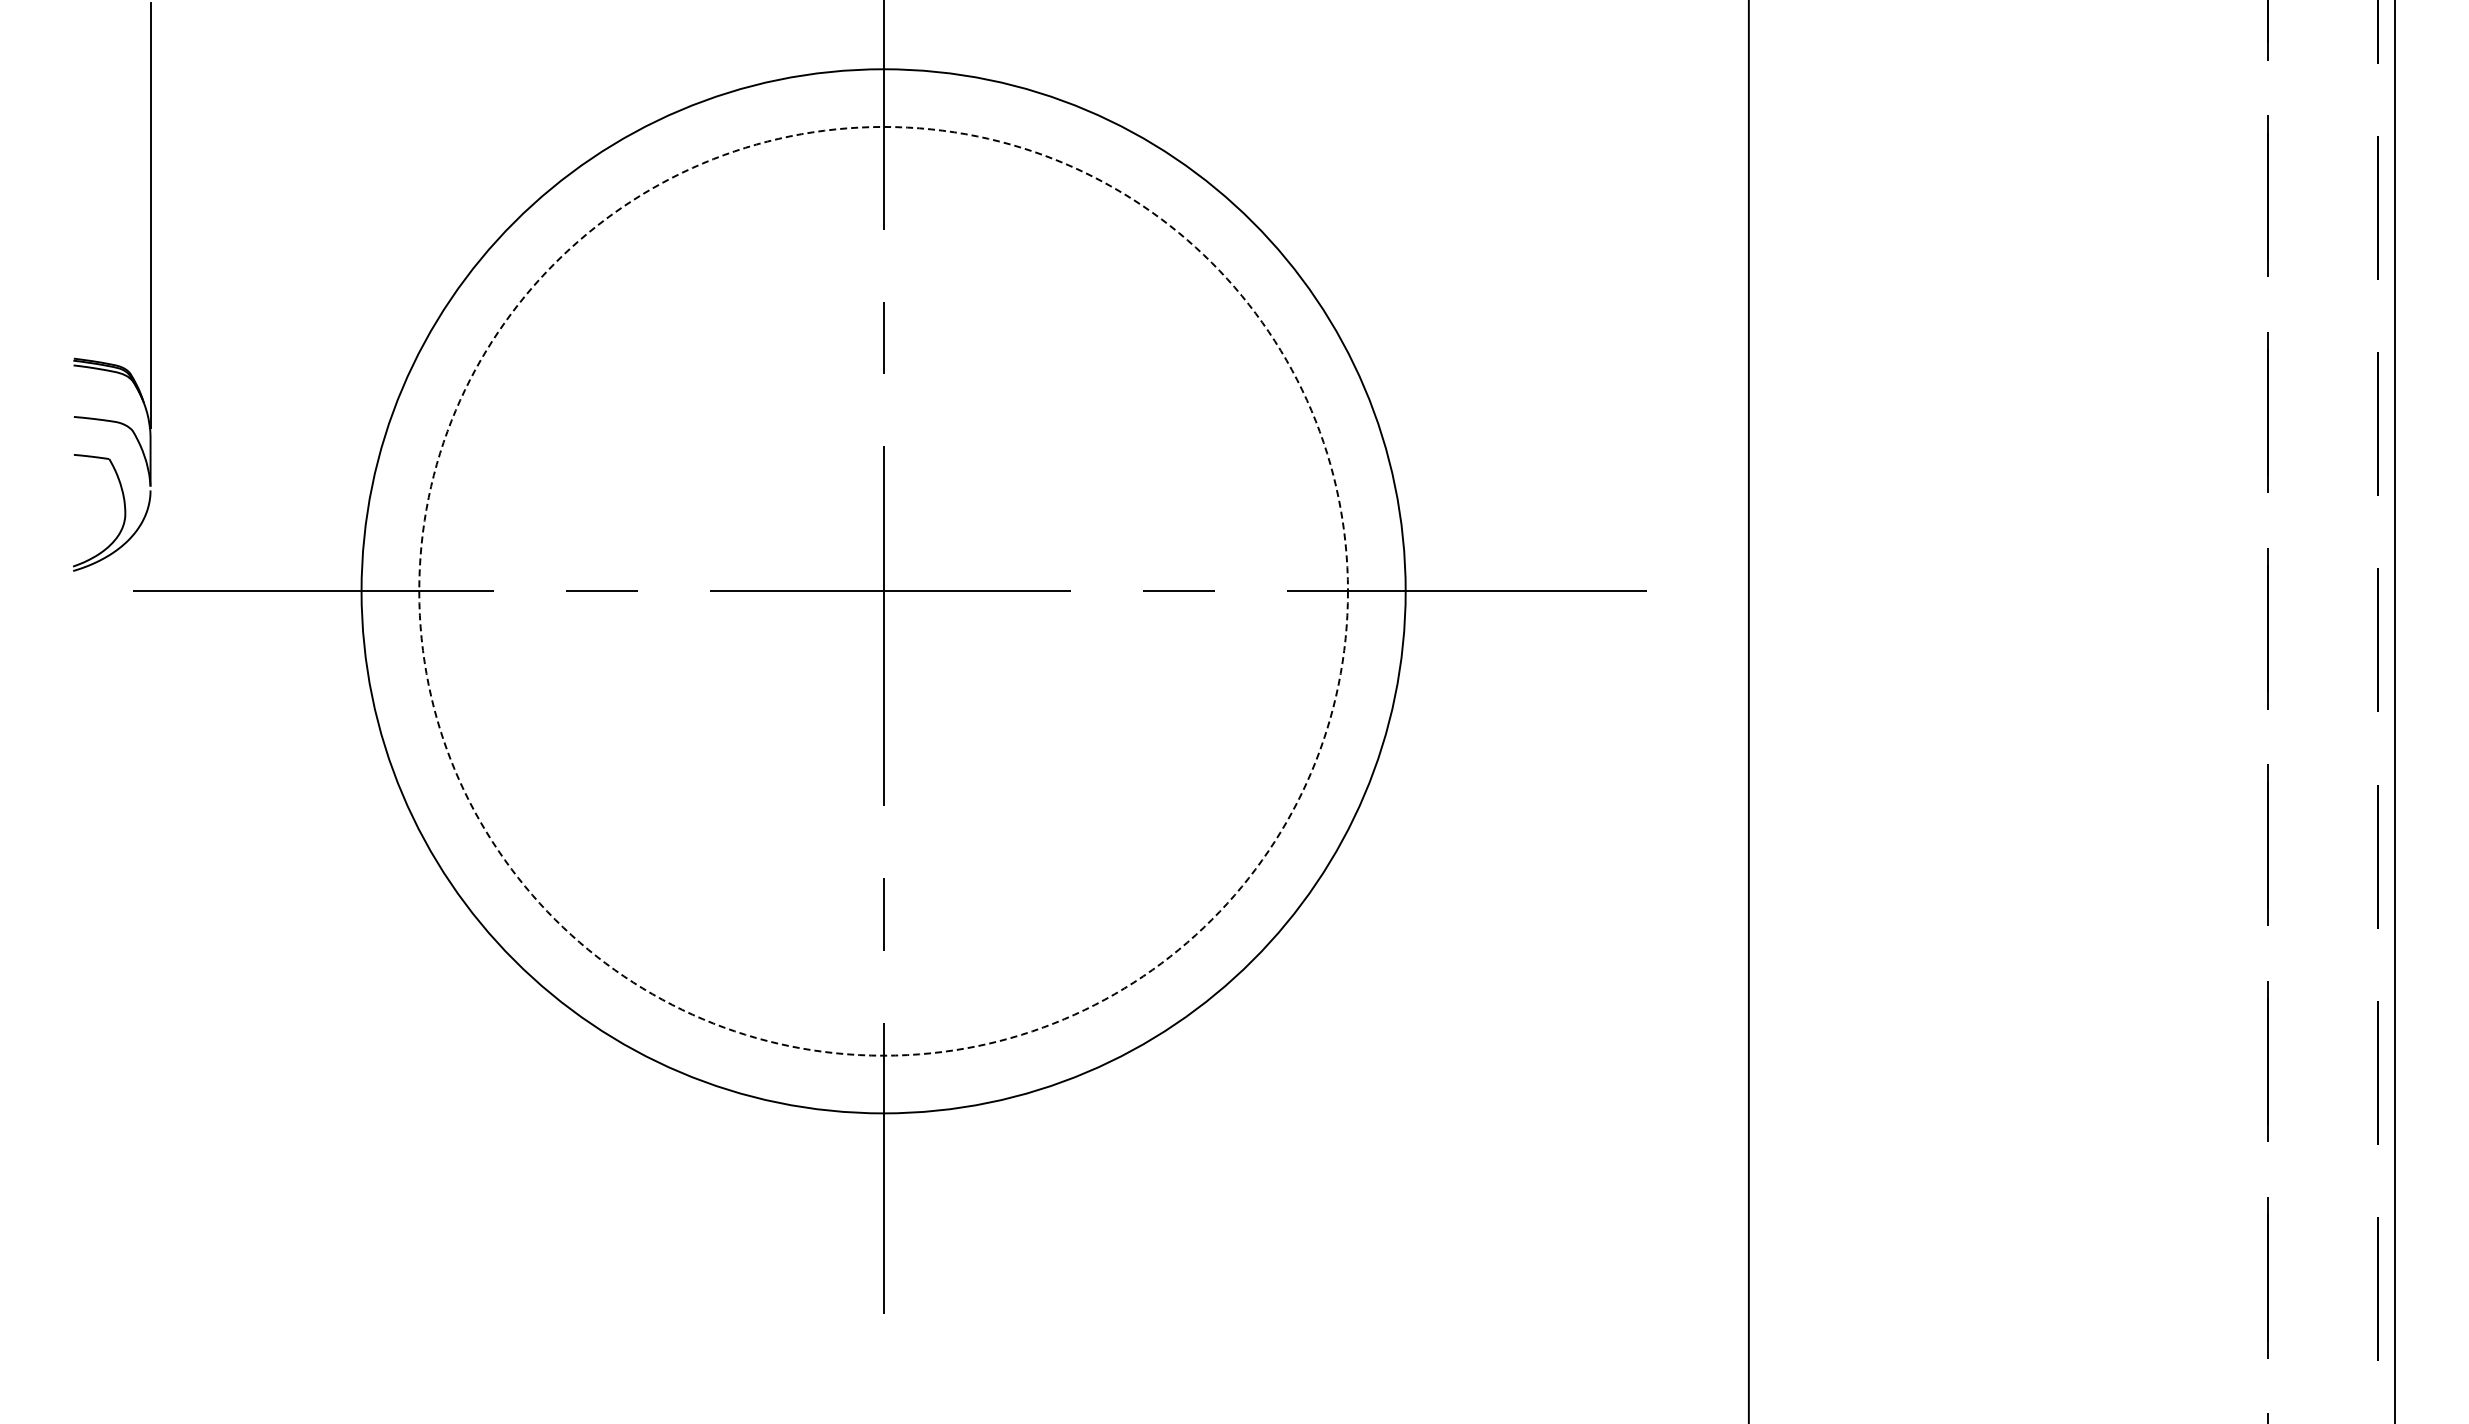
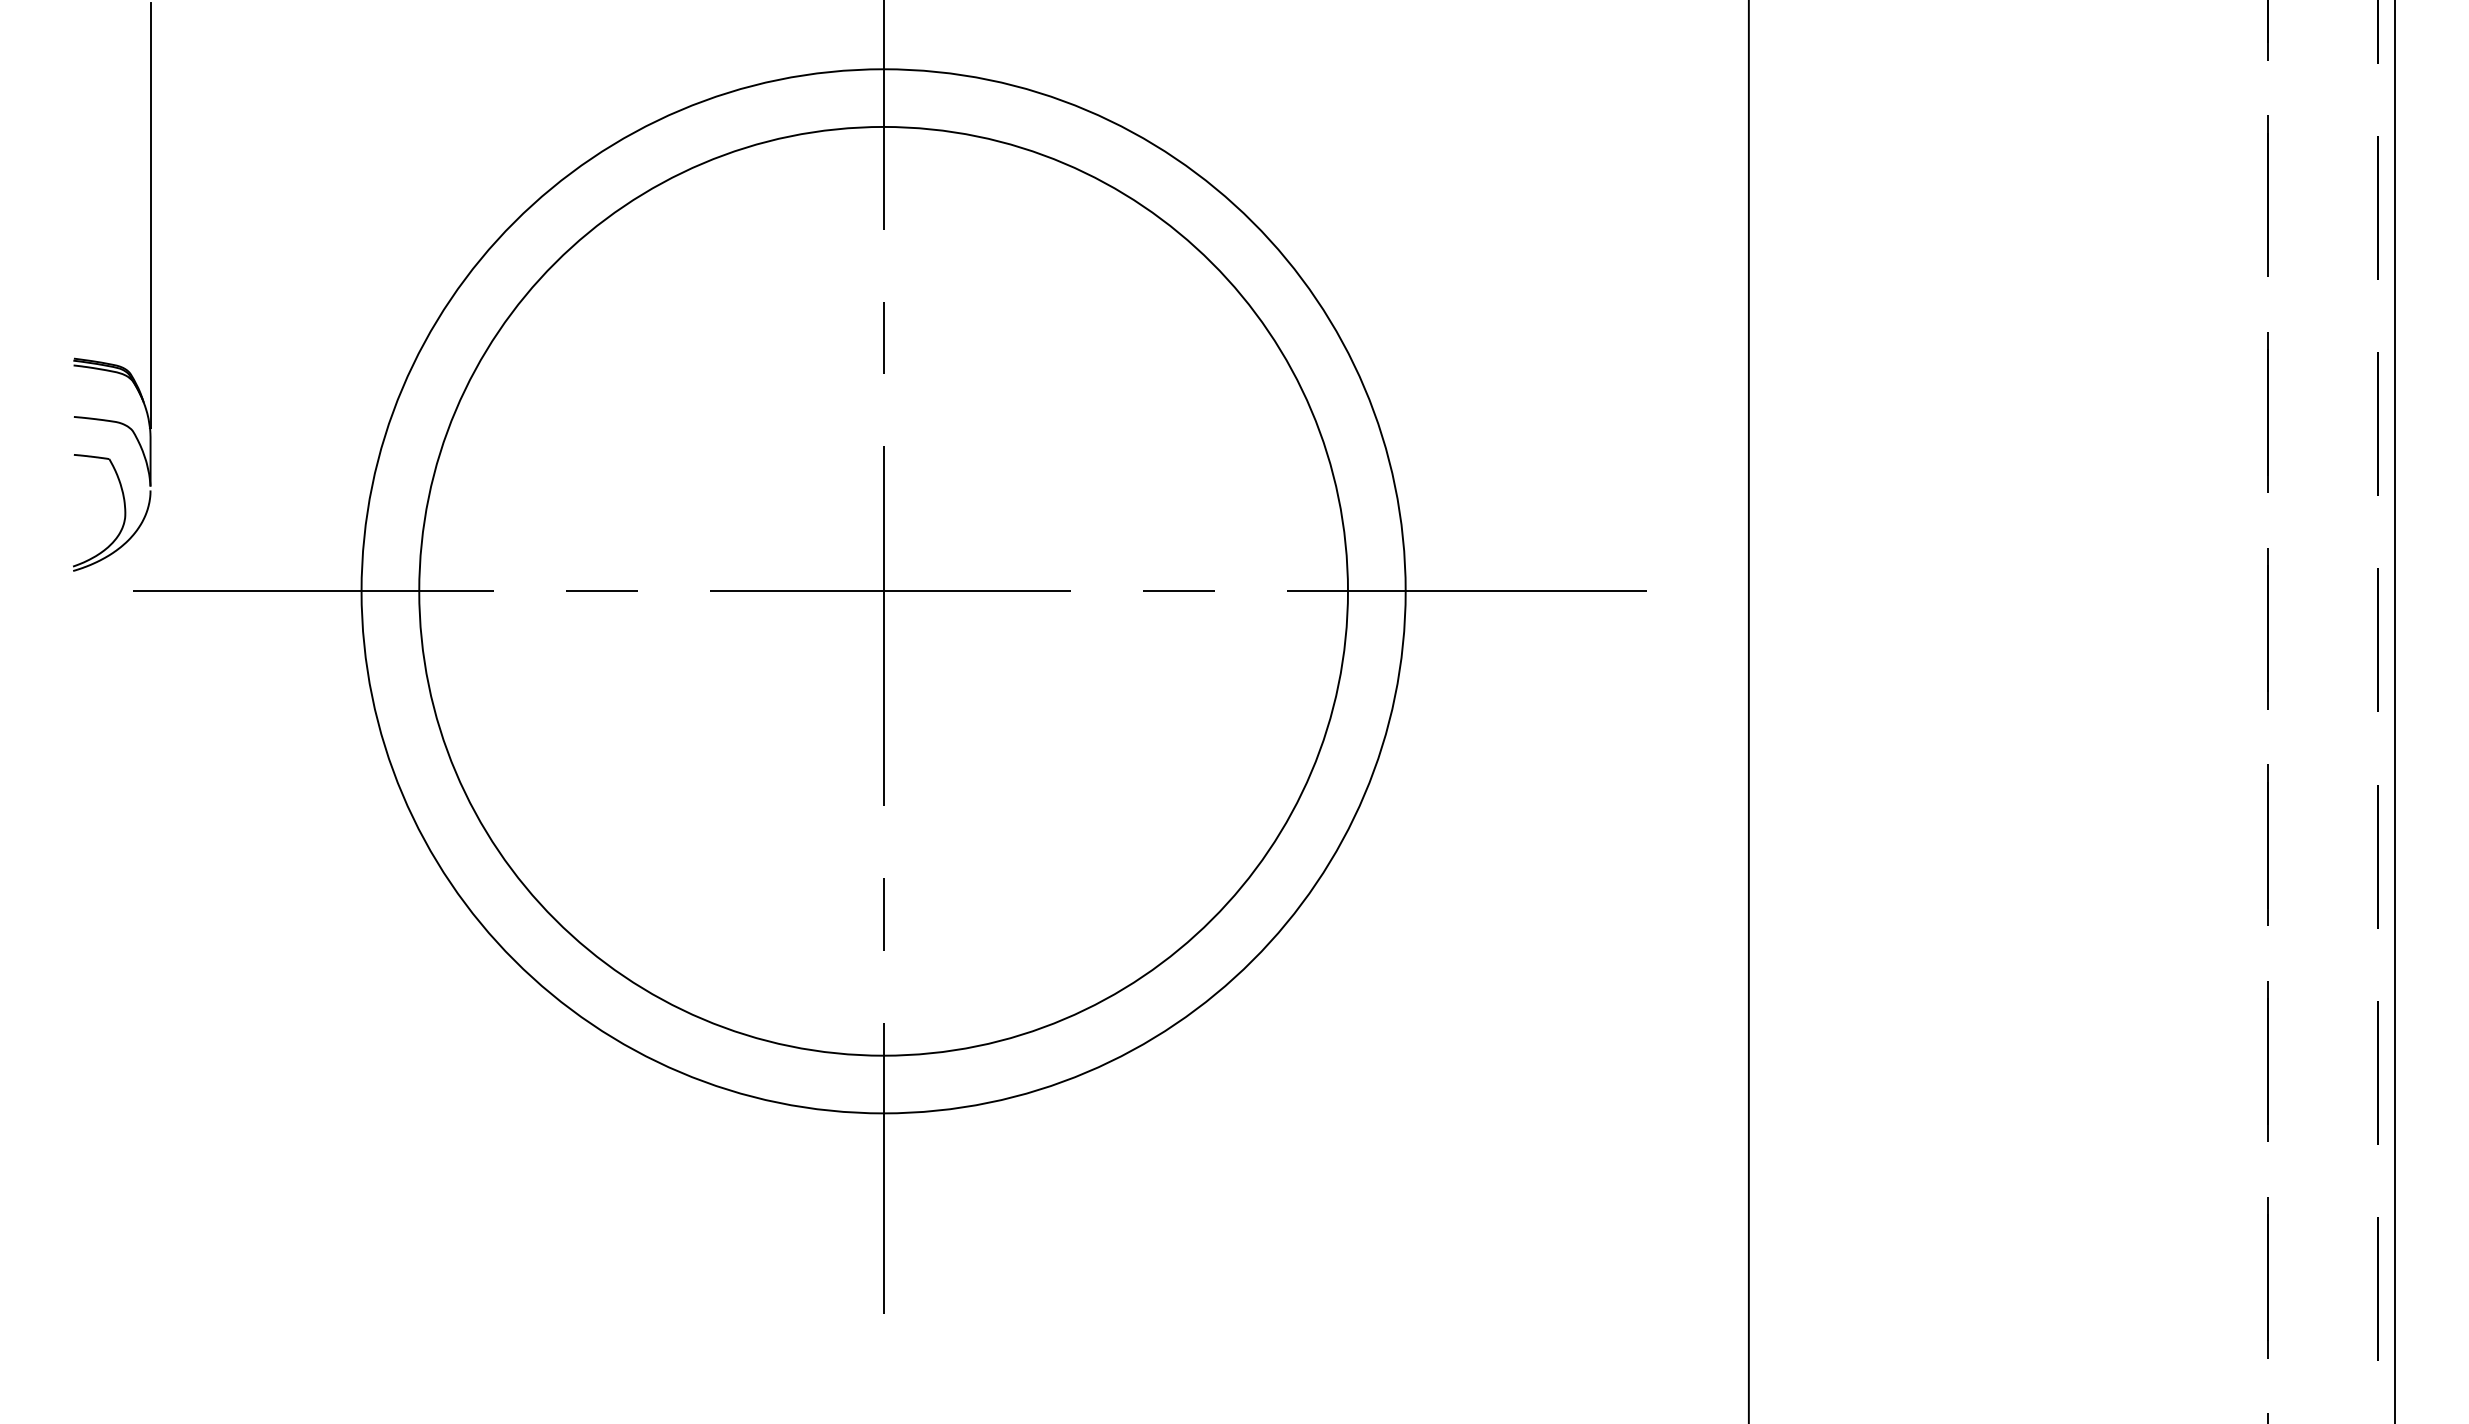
circle: dashed -> solid (883, 590)
